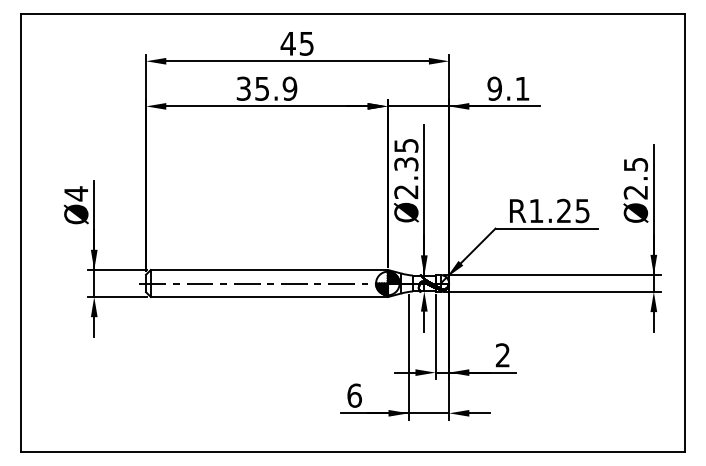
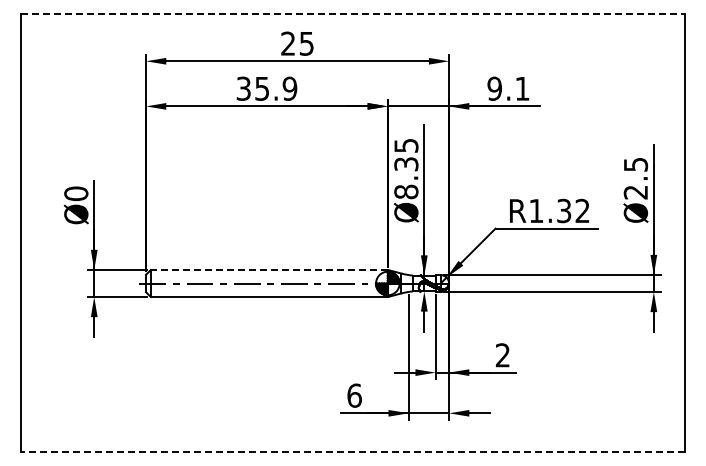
line: solid -> dashed (353, 14)
text: 45 -> 25 (287, 43)
text: Ø2.35 -> Ø8.35 (406, 191)
text: Ø4 -> Ø0 (76, 193)
text: R1.25 -> R1.32 (573, 210)
line: solid -> dashed (269, 270)
line: solid -> dashed (353, 451)
